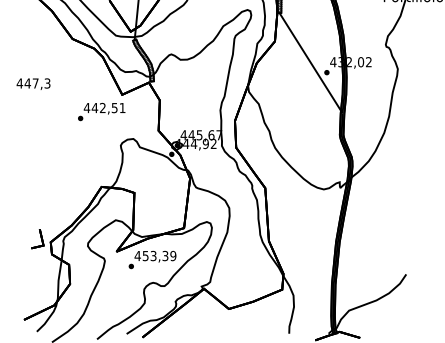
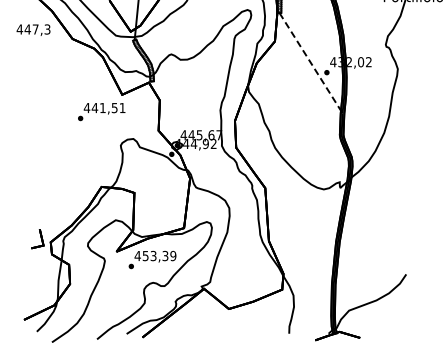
line: solid -> dashed (310, 61)
text position: (33, 83) -> (33, 29) (33, 29)
text: 442,51 -> 441,51 (102, 107)
